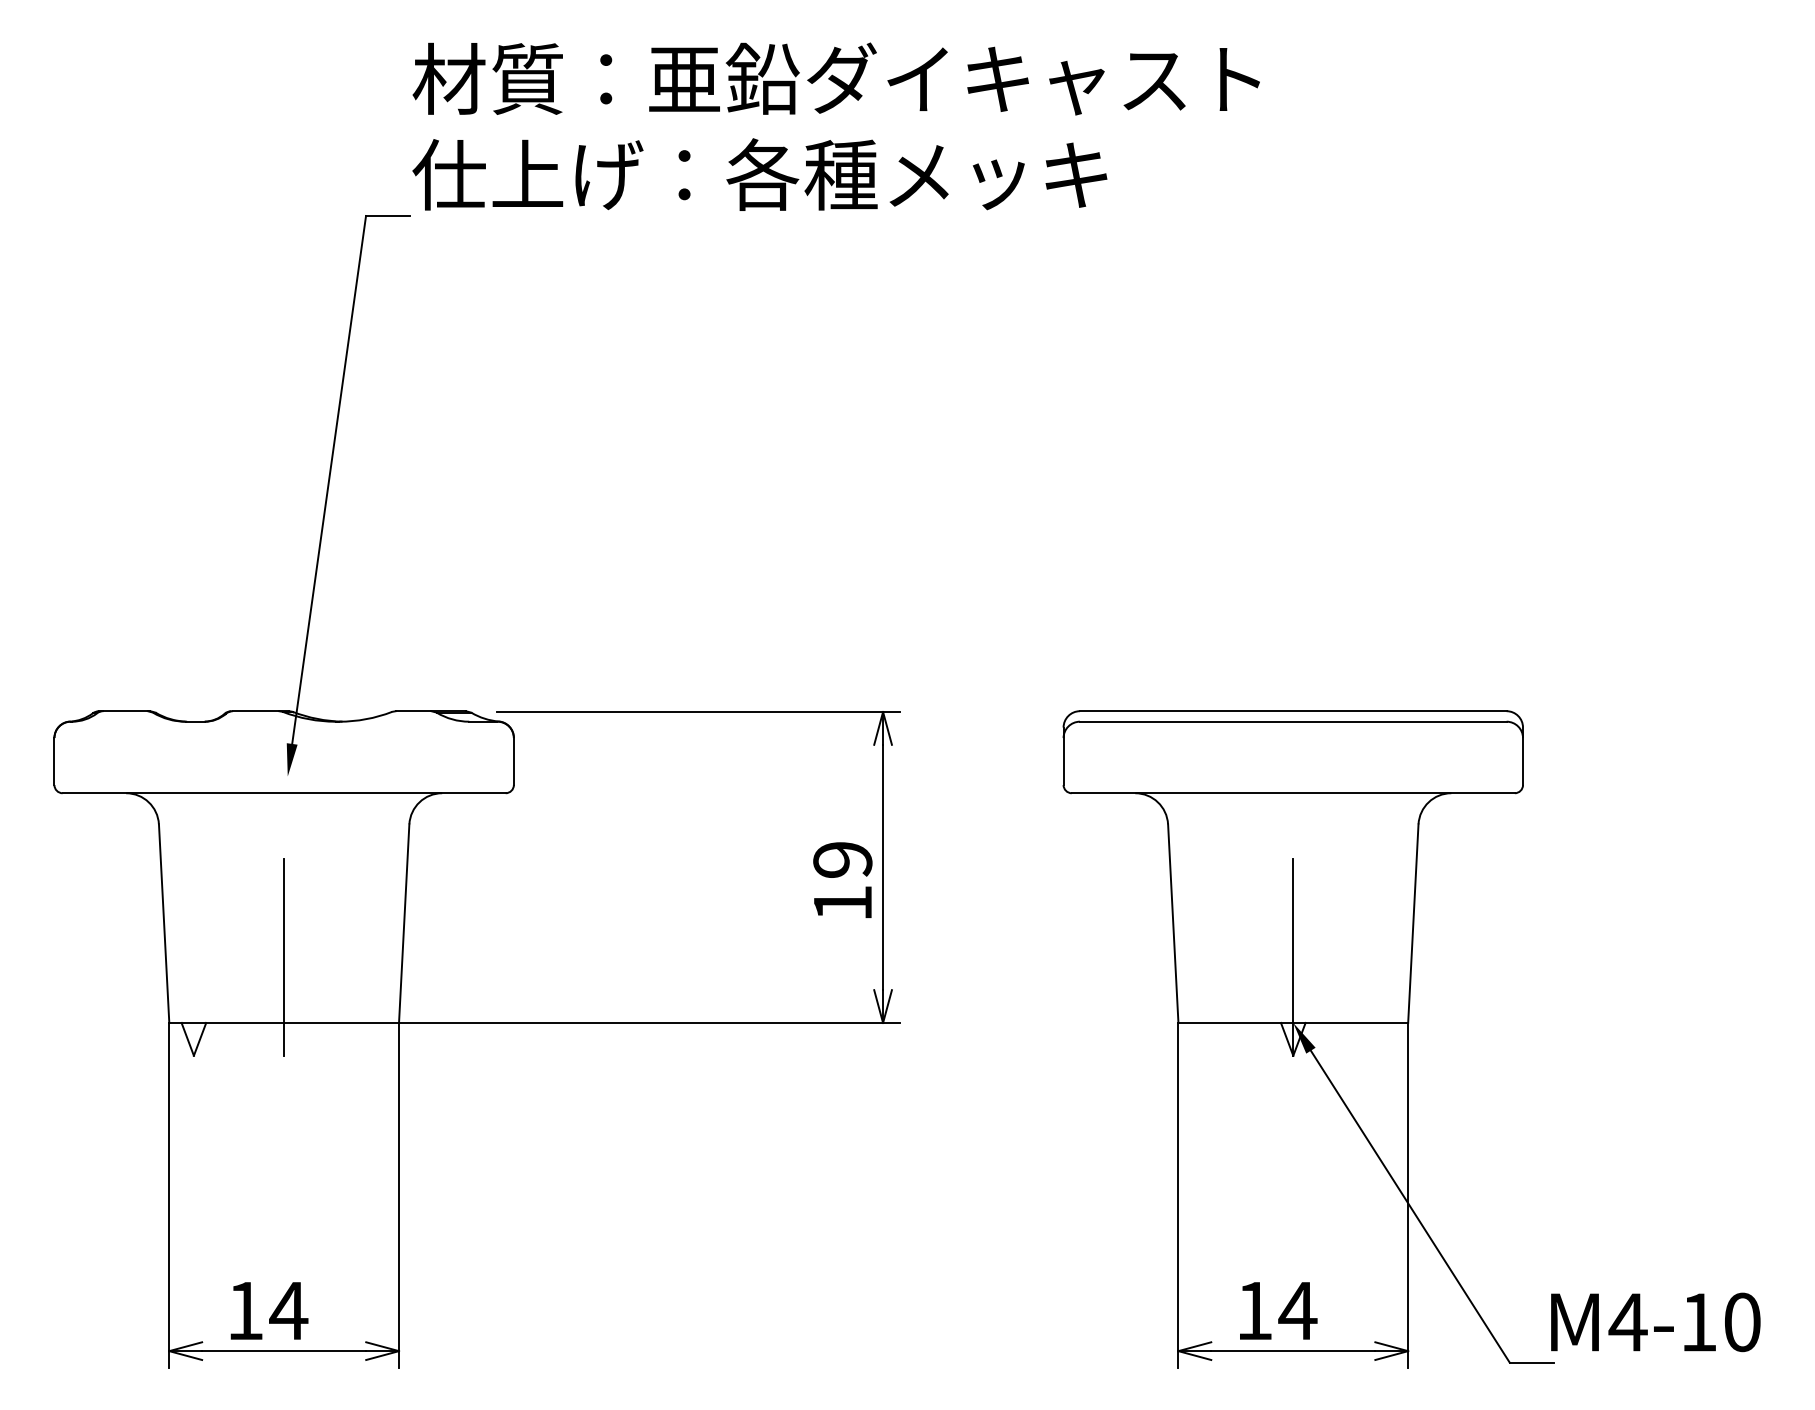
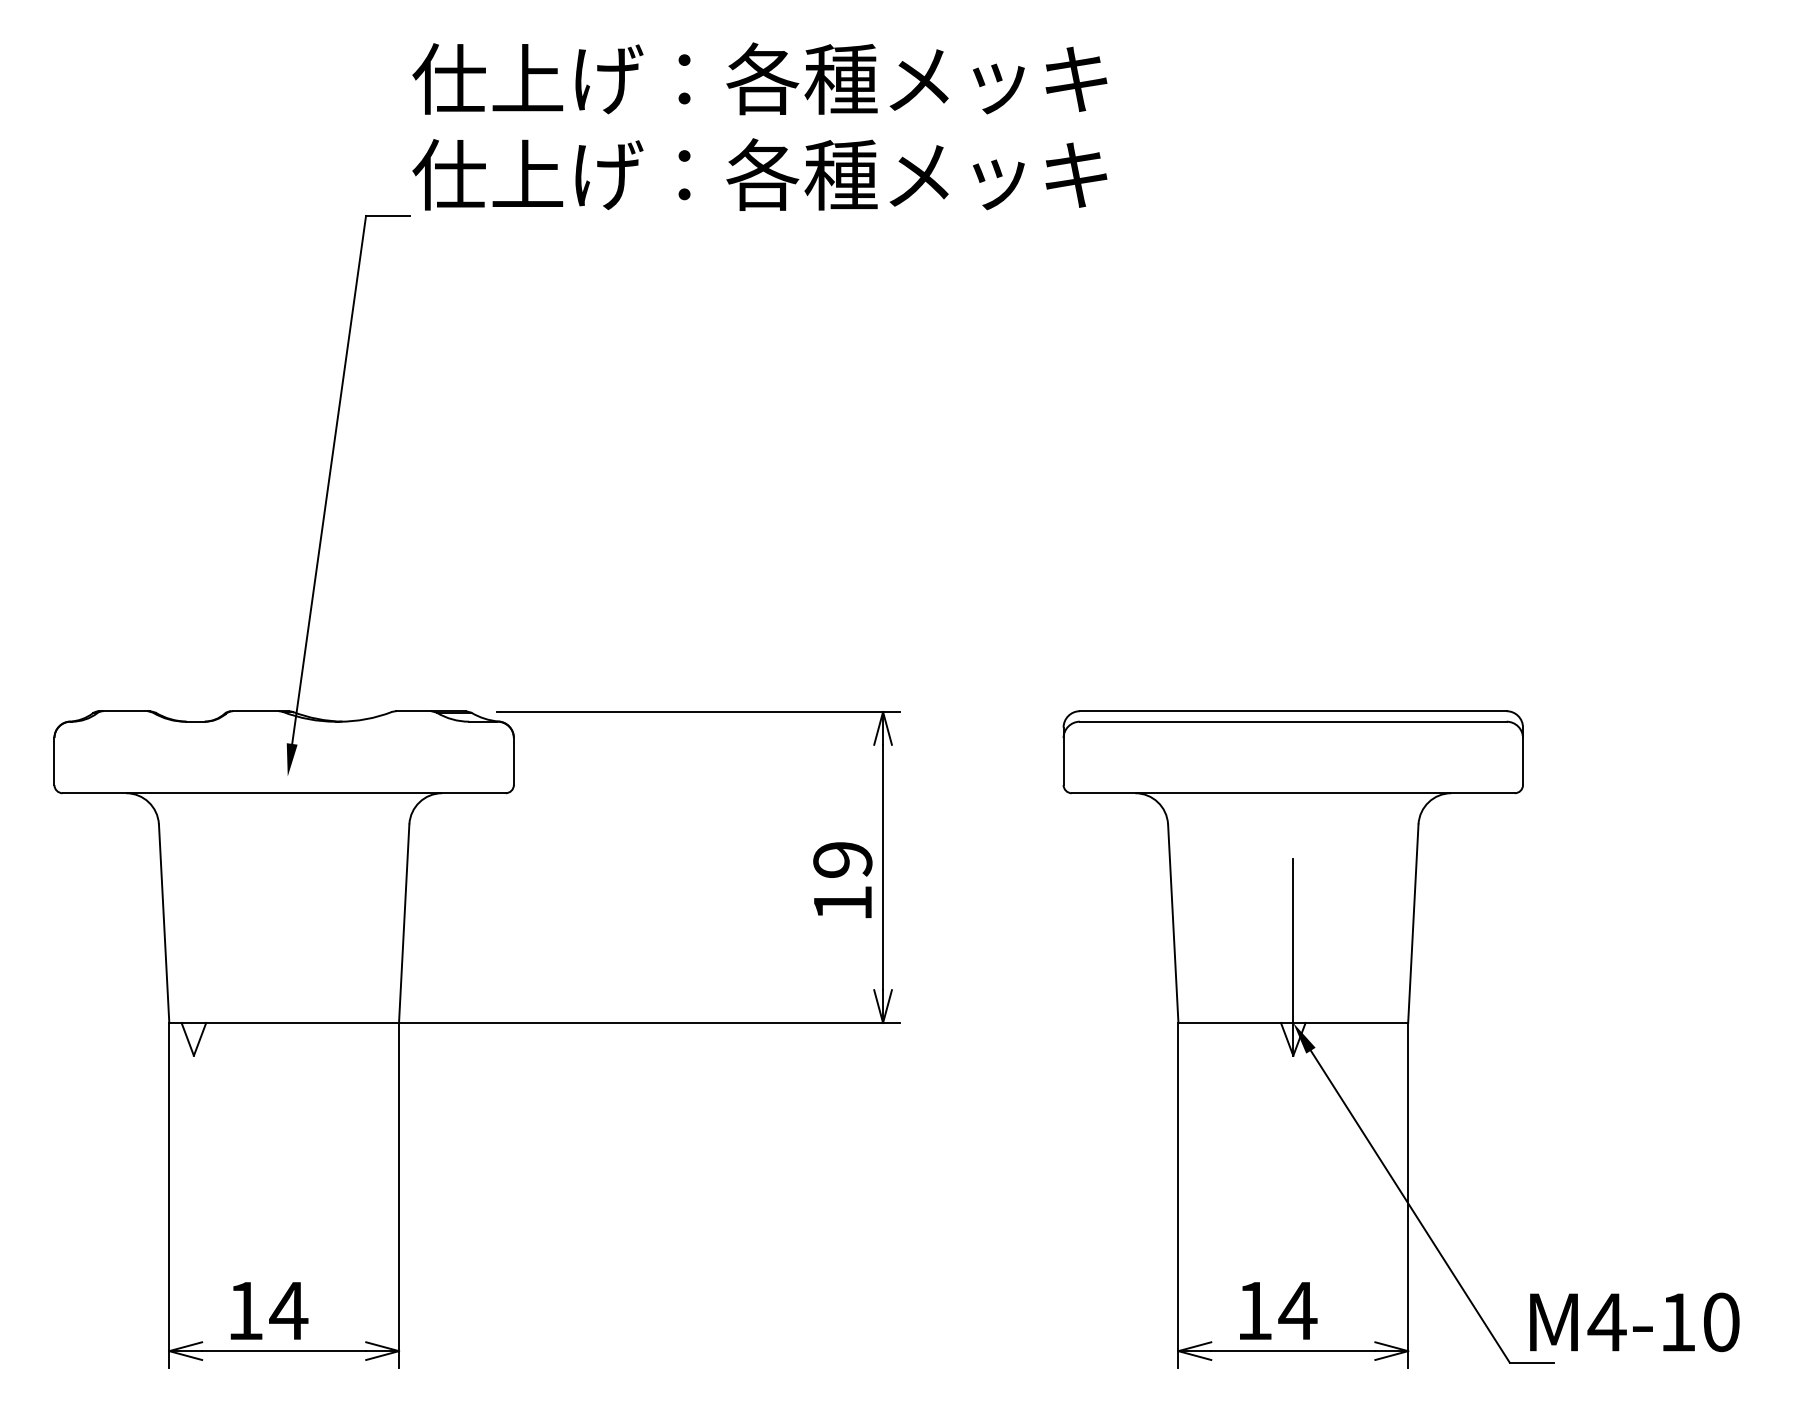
text: 材質：亜鉛ダイキャスト -> 仕上げ：各種メッキ (835, 78)
line: present -> none (284, 956)
text position: (1655, 1322) -> (1634, 1322) (1634, 1322)
